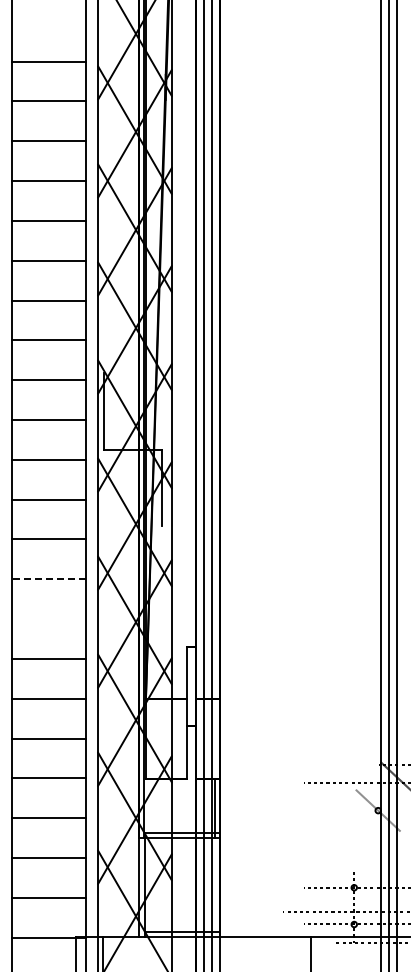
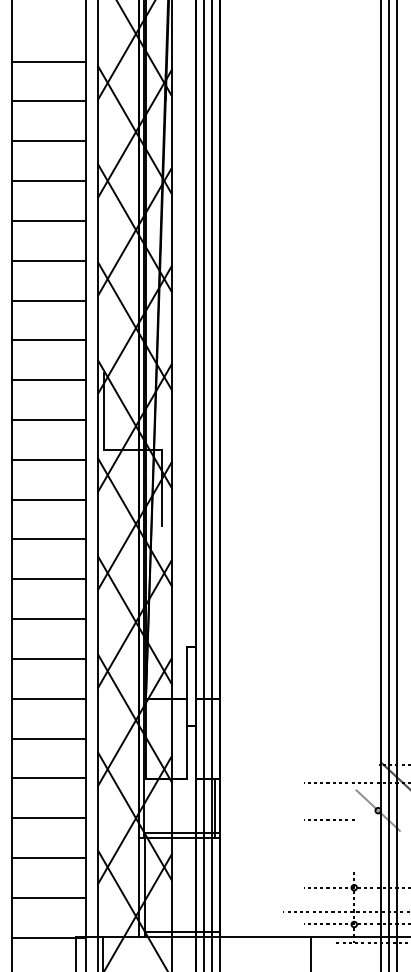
line: dashed -> solid (49, 579)
line: none -> present (48, 619)
line: none -> present (329, 819)
